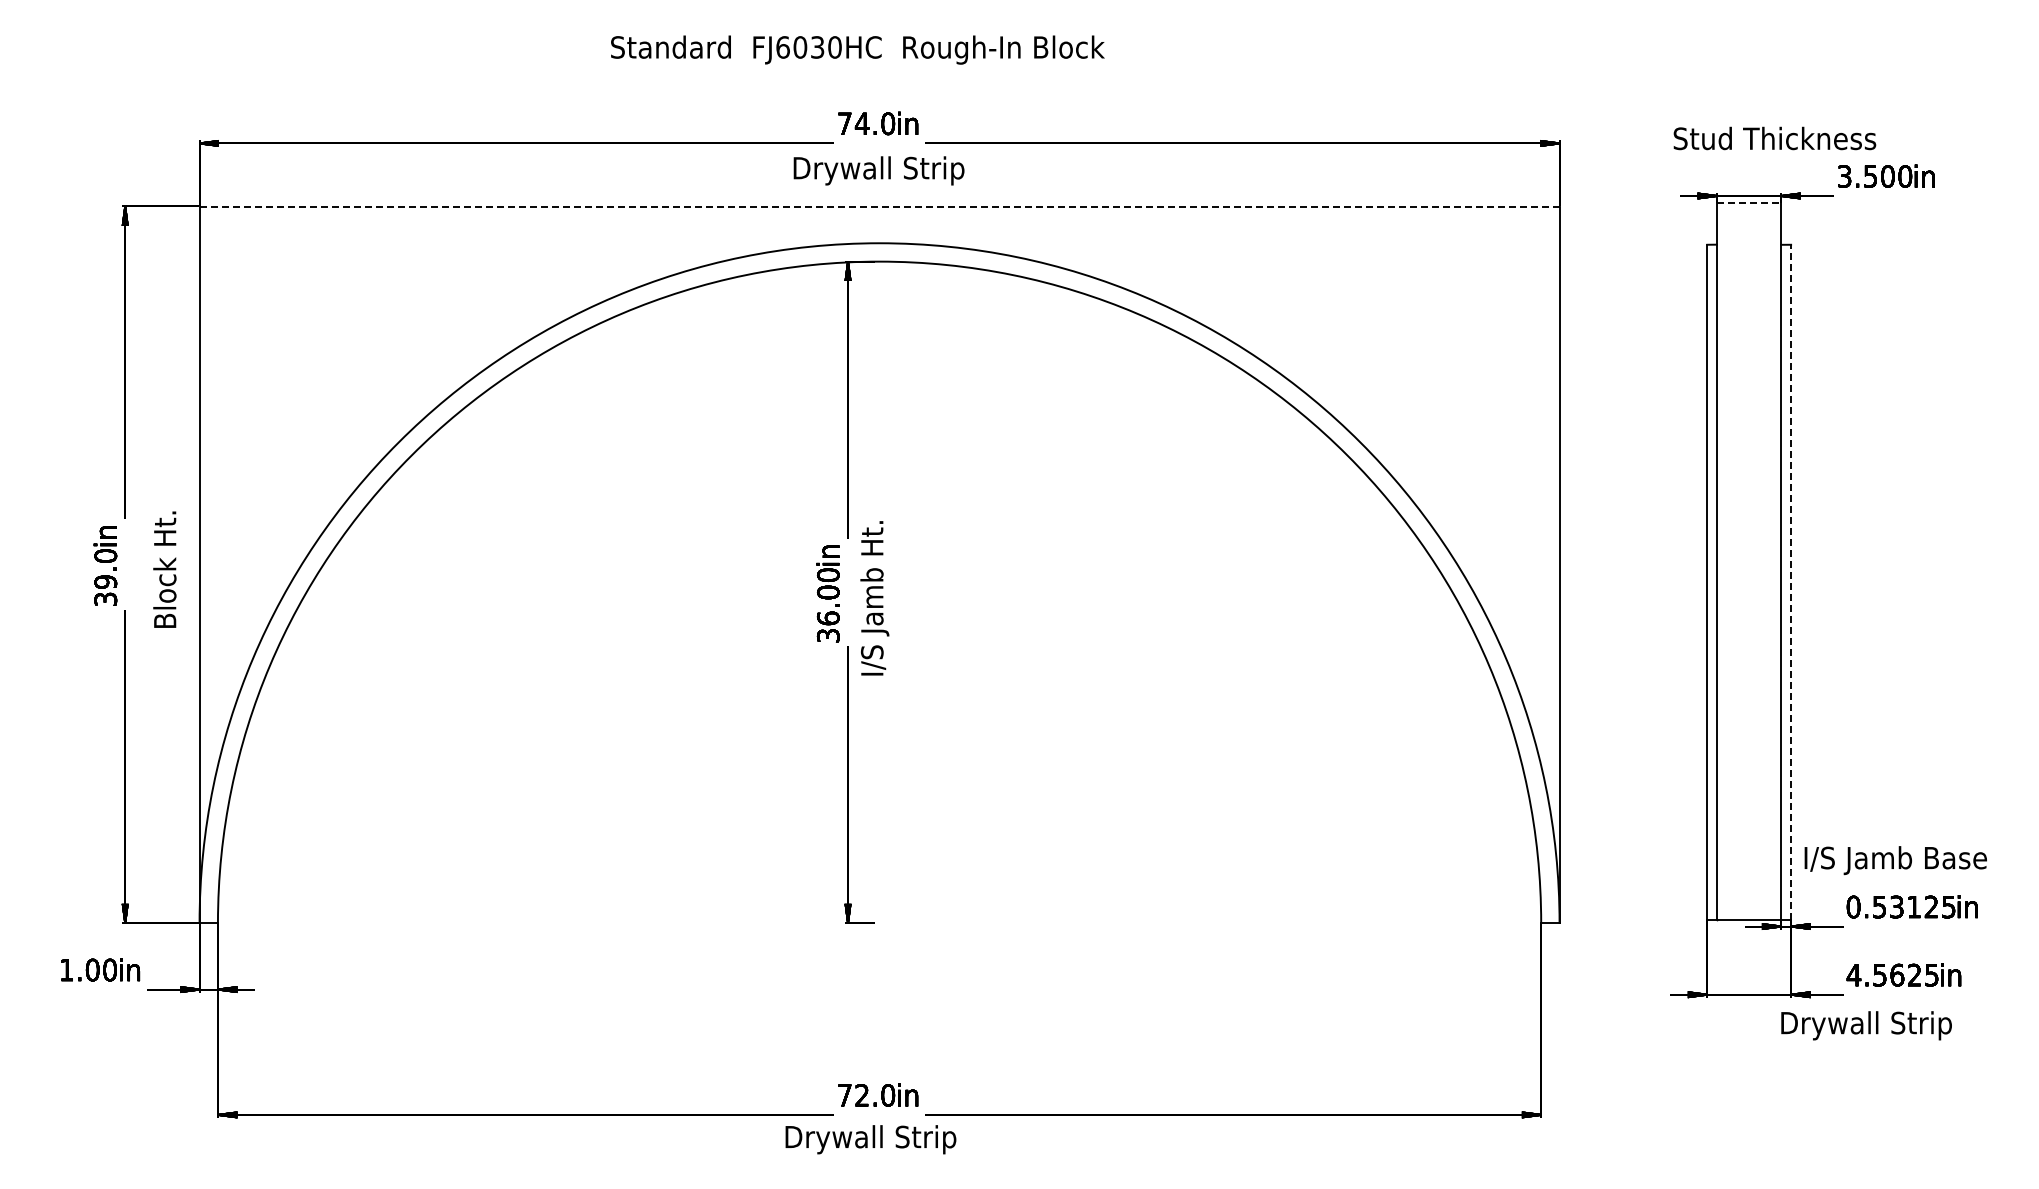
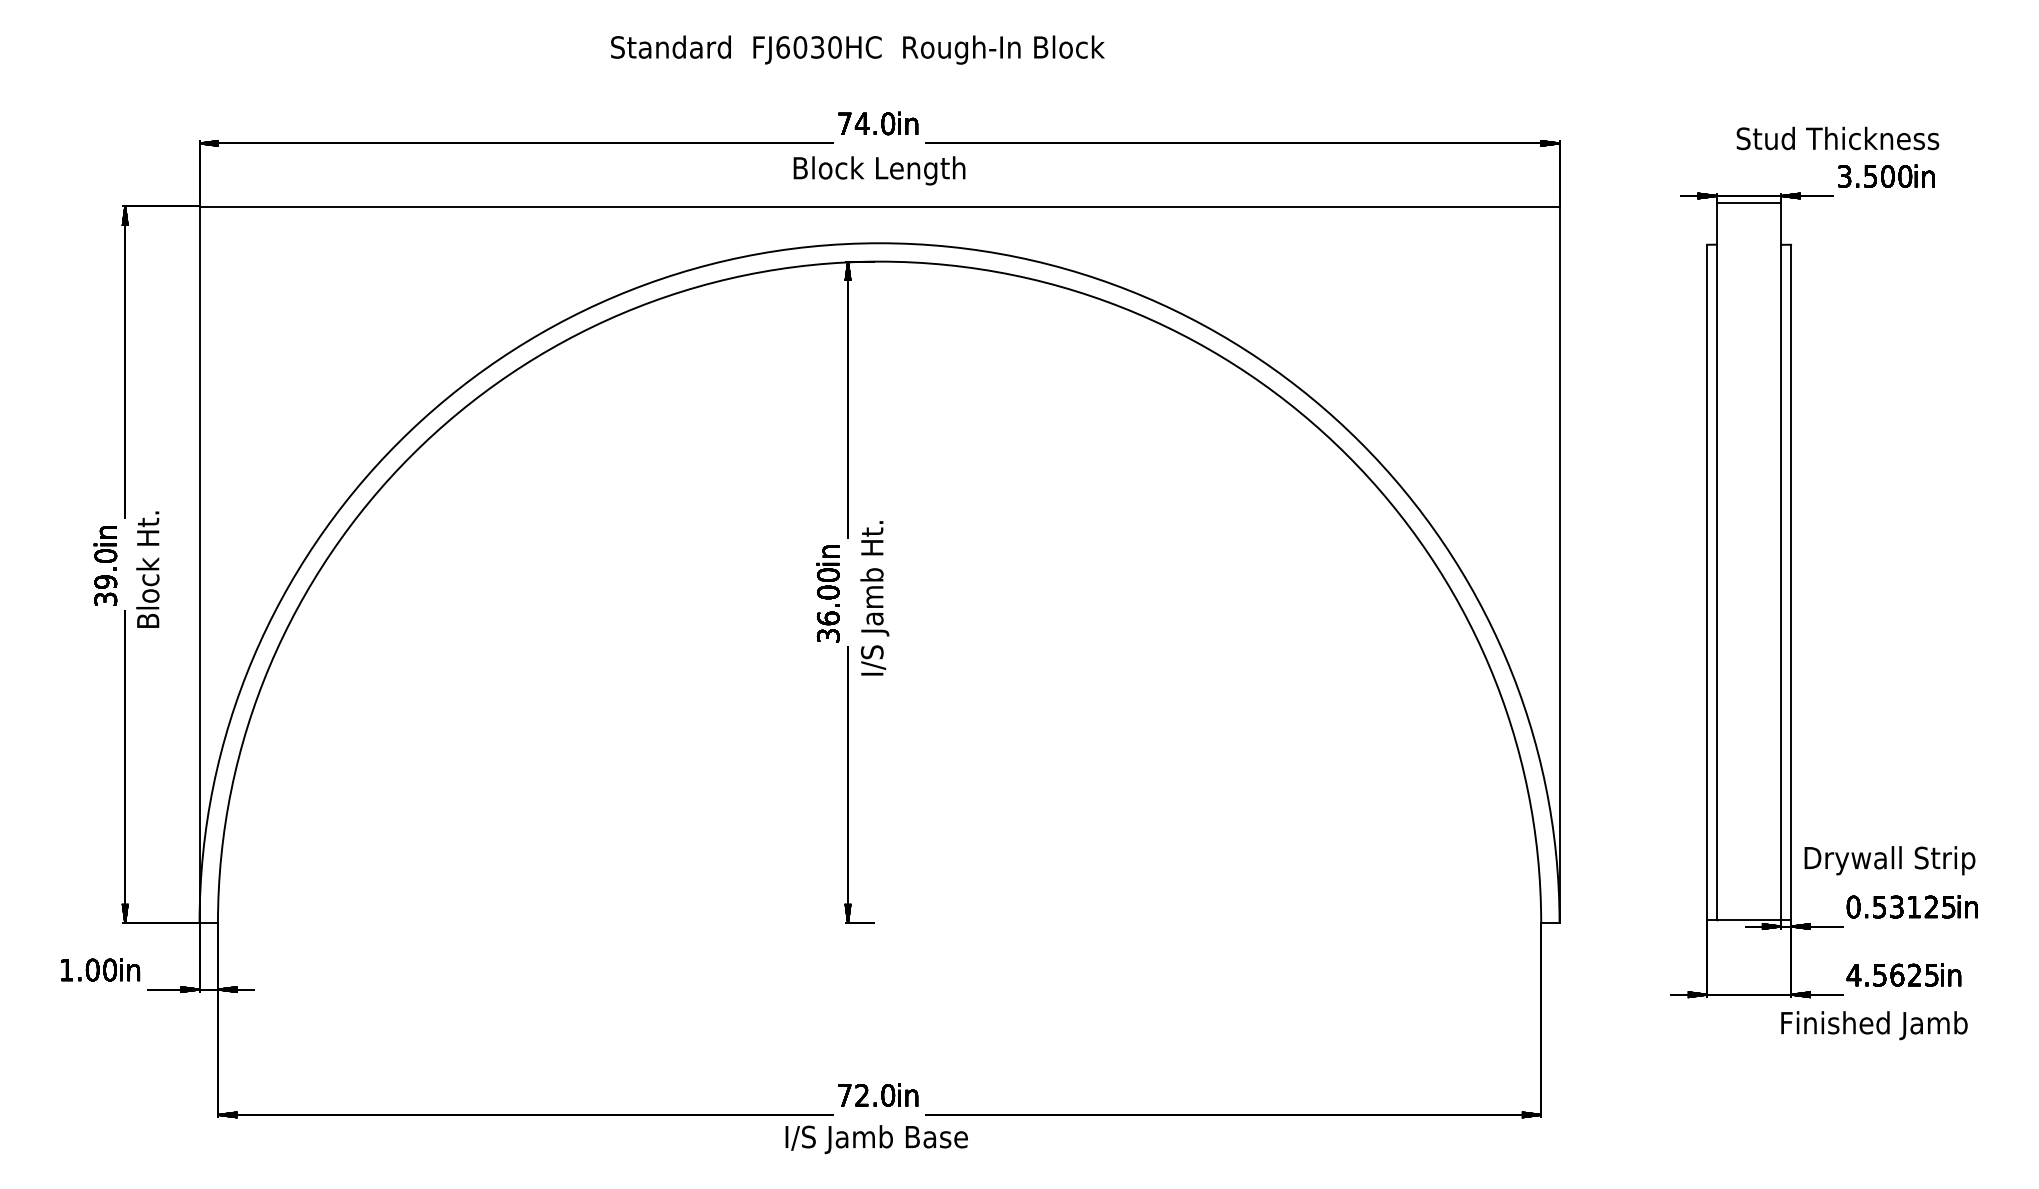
text position: (1774, 138) -> (1837, 138) (1837, 138)
text: Drywall Strip -> Block Length (880, 170)
line: dashed -> solid (1749, 203)
line: dashed -> solid (879, 206)
text position: (164, 569) -> (147, 569) (147, 569)
line: dashed -> solid (1791, 582)
text: I/S Jamb Base -> Drywall Strip (1896, 860)
text: Drywall Strip -> Finished Jamb (1875, 1025)
text: Drywall Strip -> I/S Jamb Base (877, 1139)
